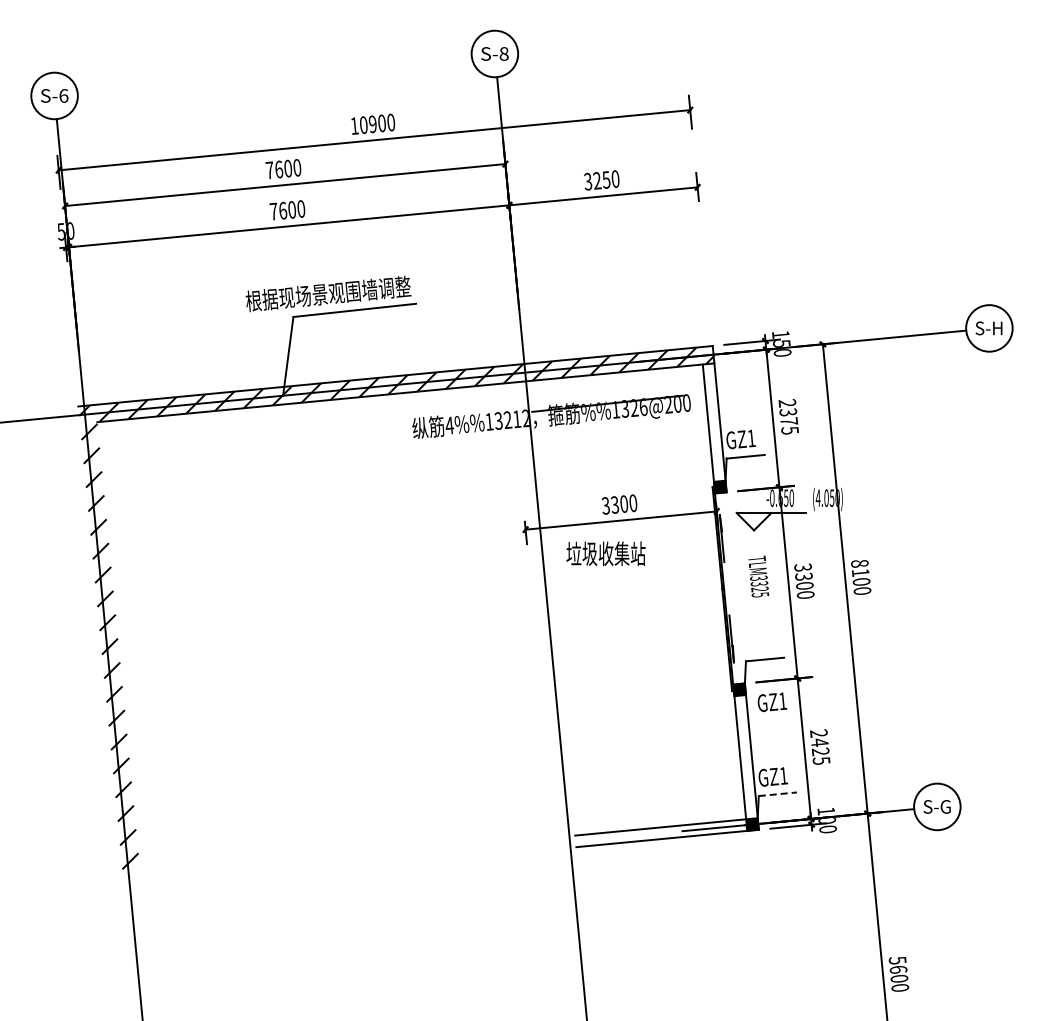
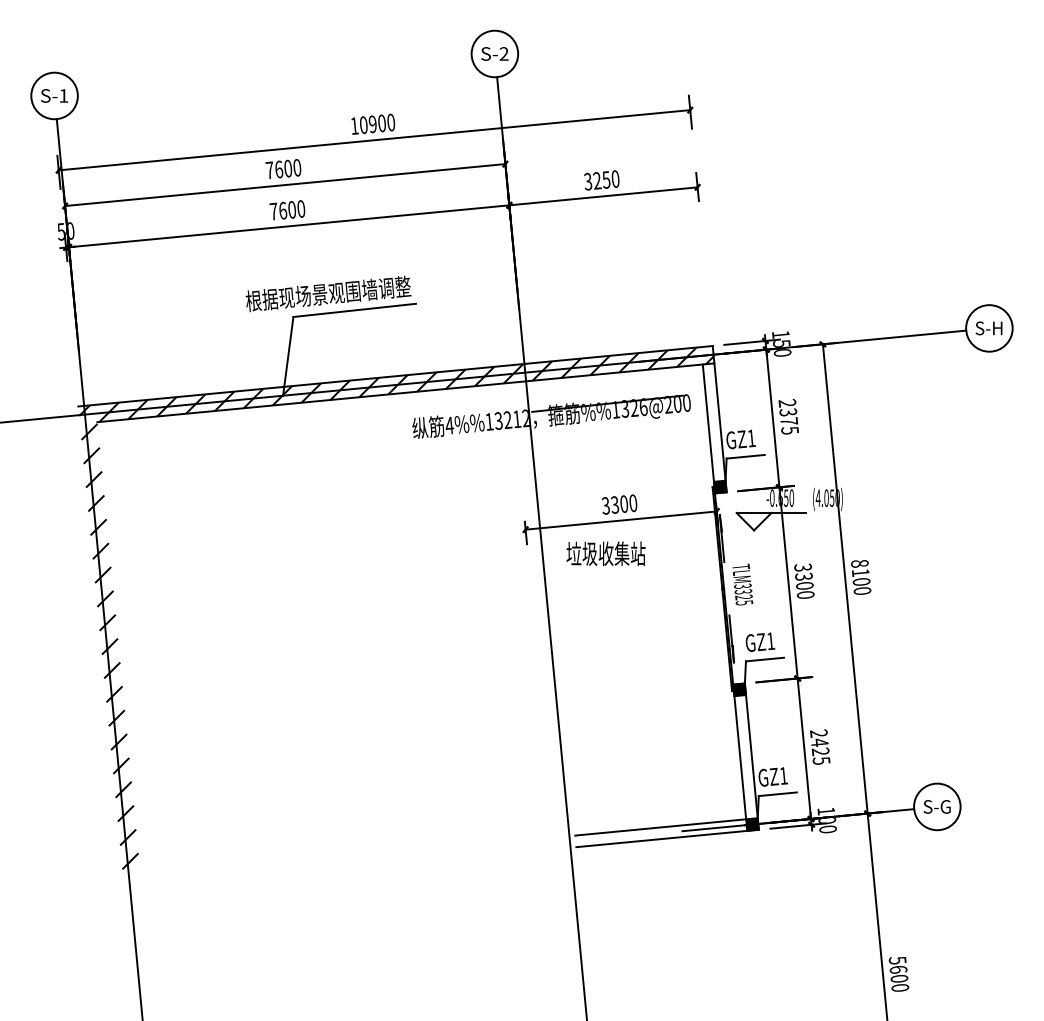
text: S-8 -> S-2 (503, 53)
text: S-6 -> S-1 (63, 95)
text position: (758, 576) -> (742, 584) (742, 584)
text position: (772, 701) -> (760, 641) (760, 641)
line: dashed -> solid (778, 794)
